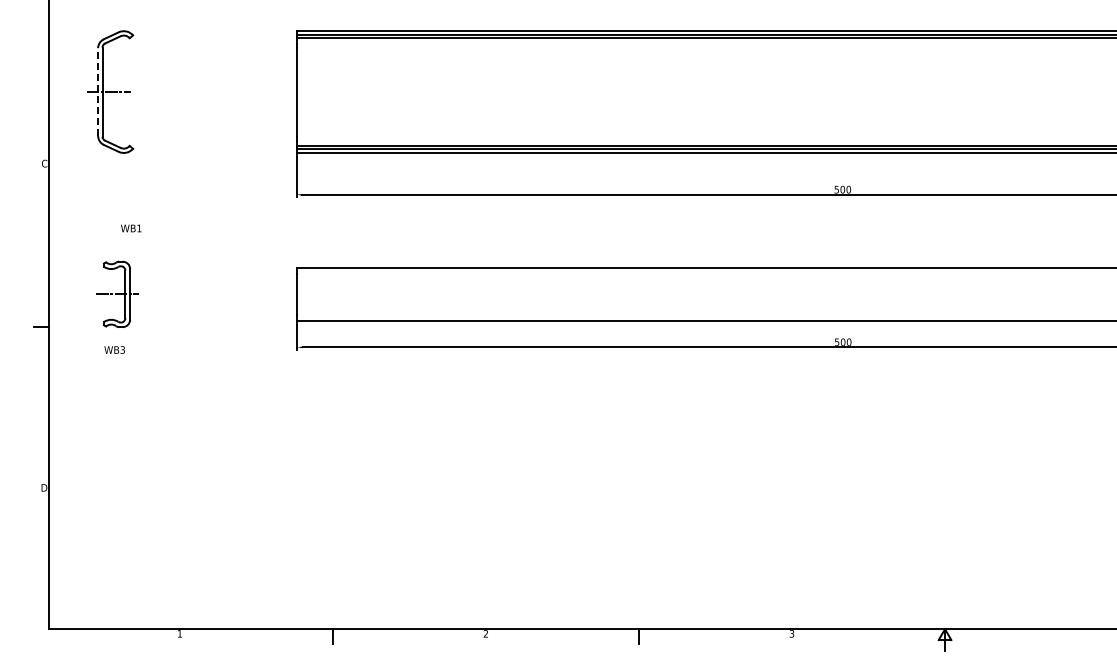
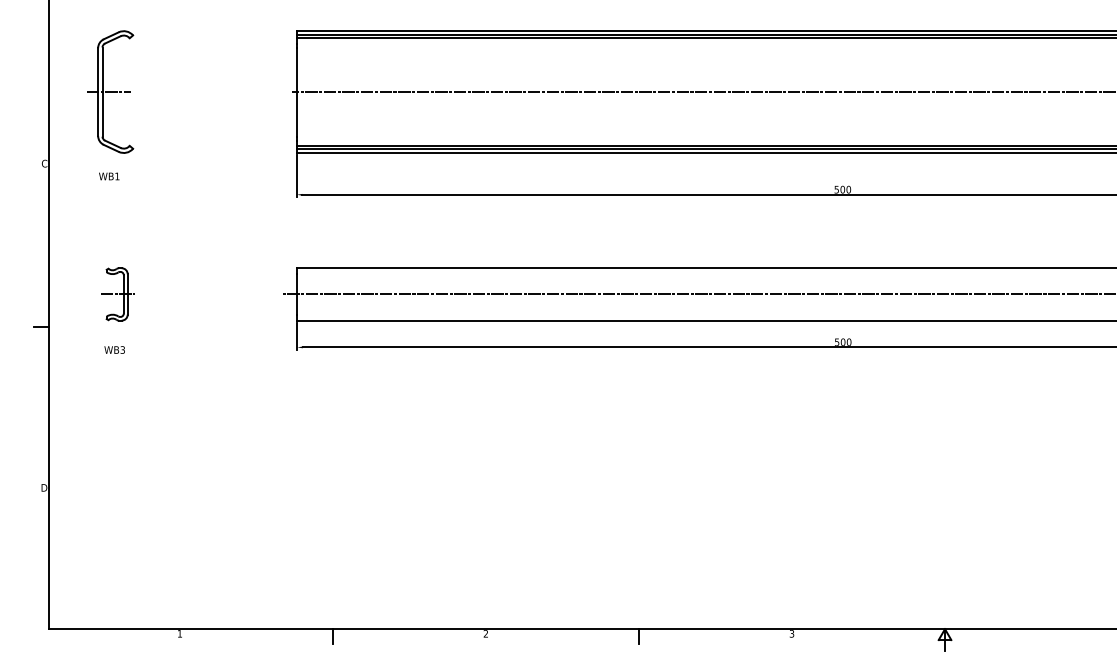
line: dashed -> solid (98, 92)
line: none -> present (702, 92)
text position: (131, 228) -> (109, 176) (109, 176)
part size: 43x68 px -> 34x55 px (117, 294)
line: none -> present (696, 294)
